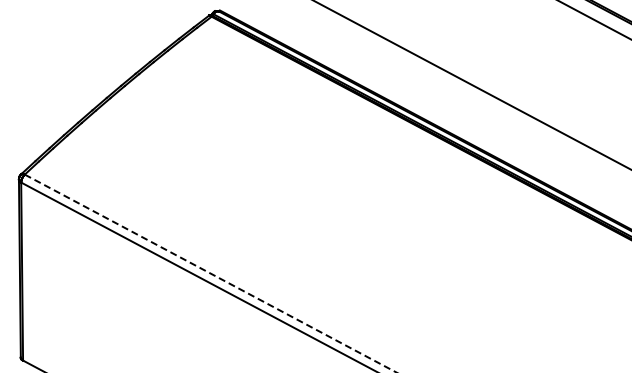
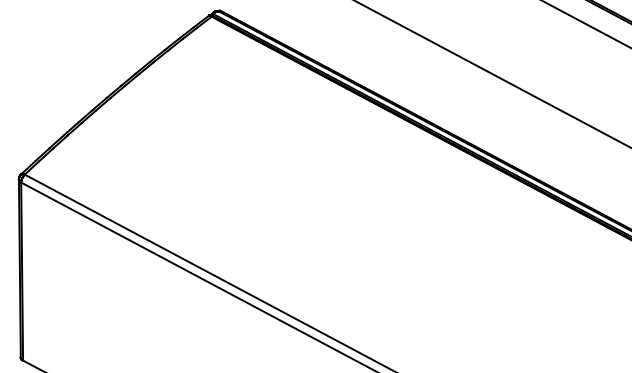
line position: (594, 20) -> (586, 24) (586, 24)
line position: (472, 85) -> (492, 74) (492, 74)
line: dashed -> solid (210, 273)
